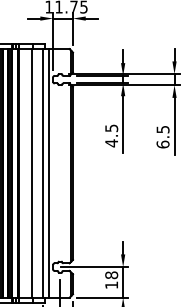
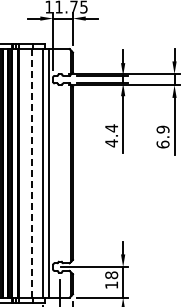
text: 4.5 -> 4.4 (111, 128)
text: 6.5 -> 6.9 (162, 129)
line: solid -> dashed (32, 173)
